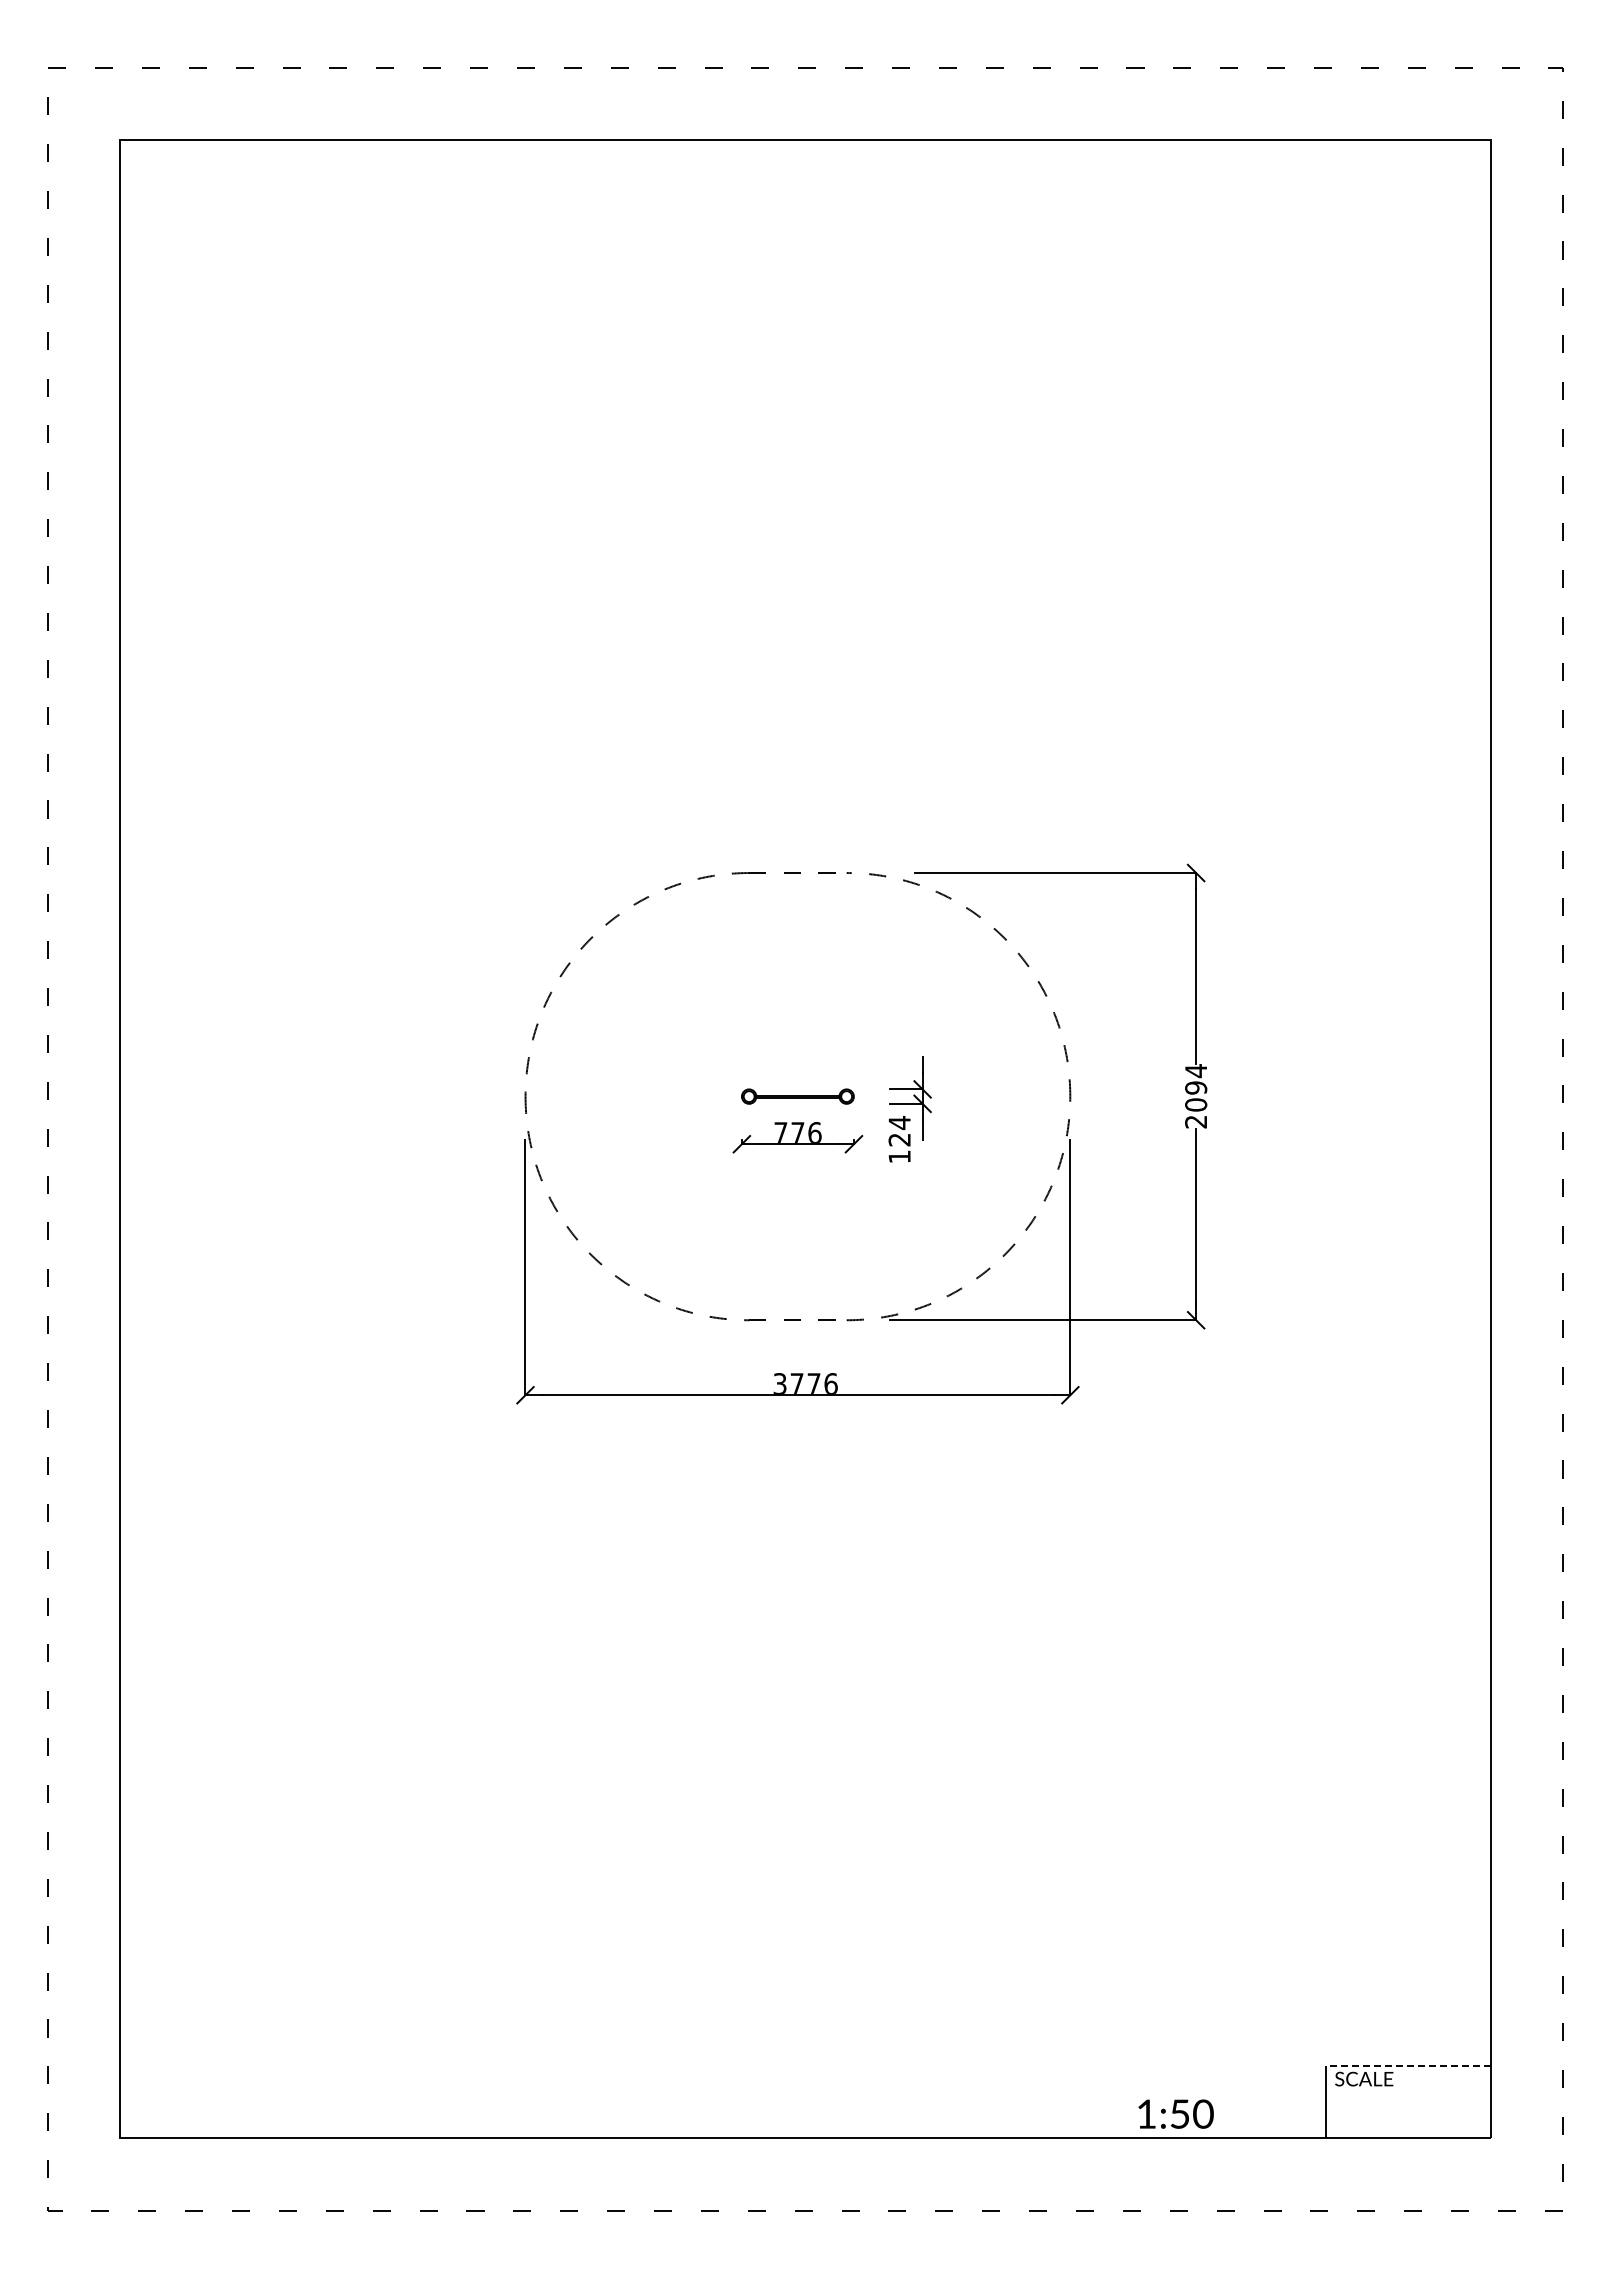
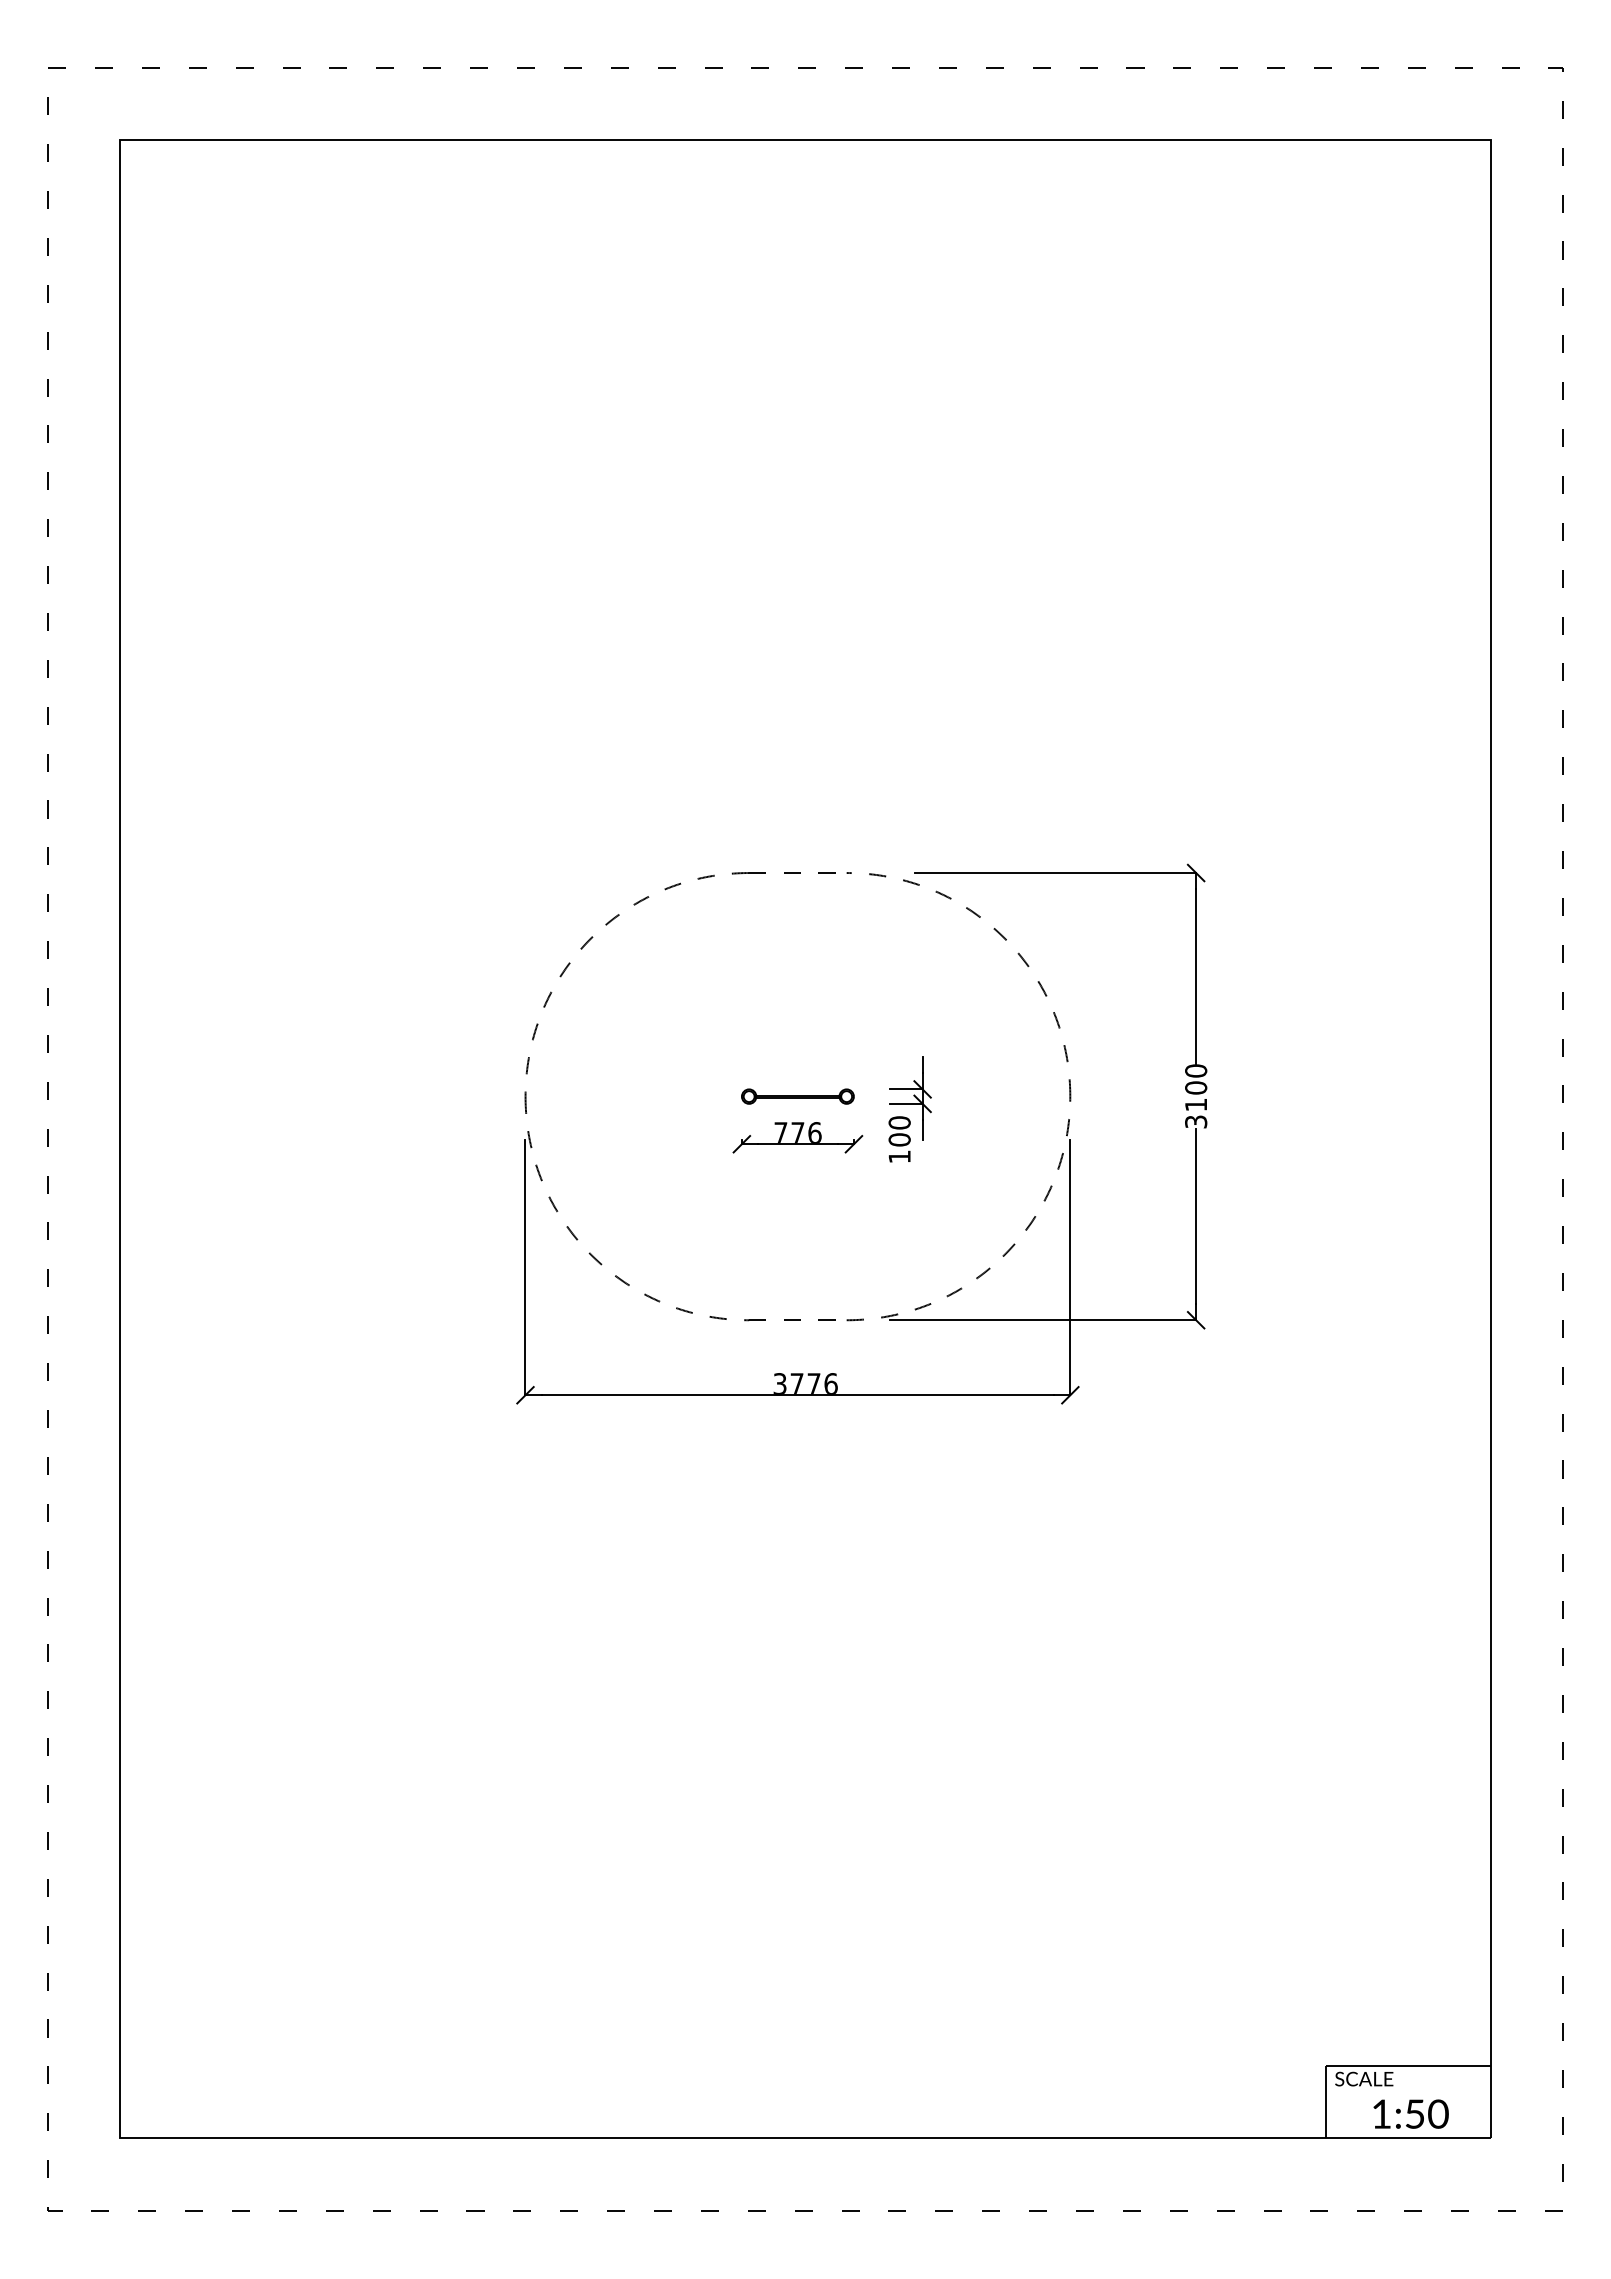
text: 2094 -> 3100 (1196, 1096)
text: 124 -> 100 (899, 1131)
line: dashed -> solid (1407, 2066)
text position: (1175, 2113) -> (1410, 2113) (1410, 2113)
